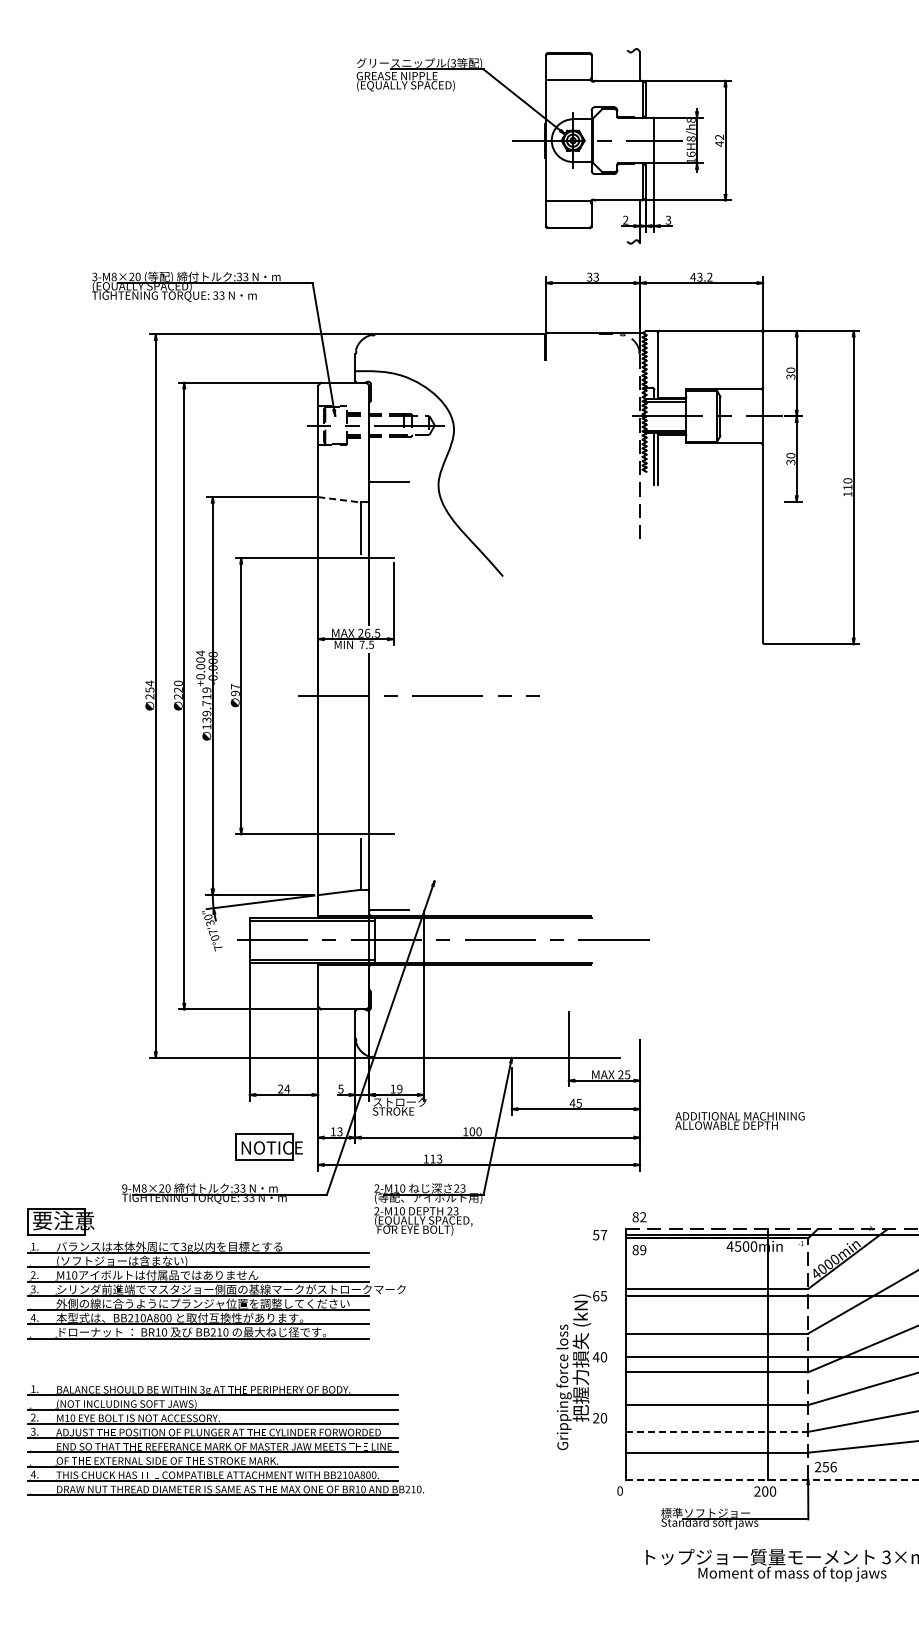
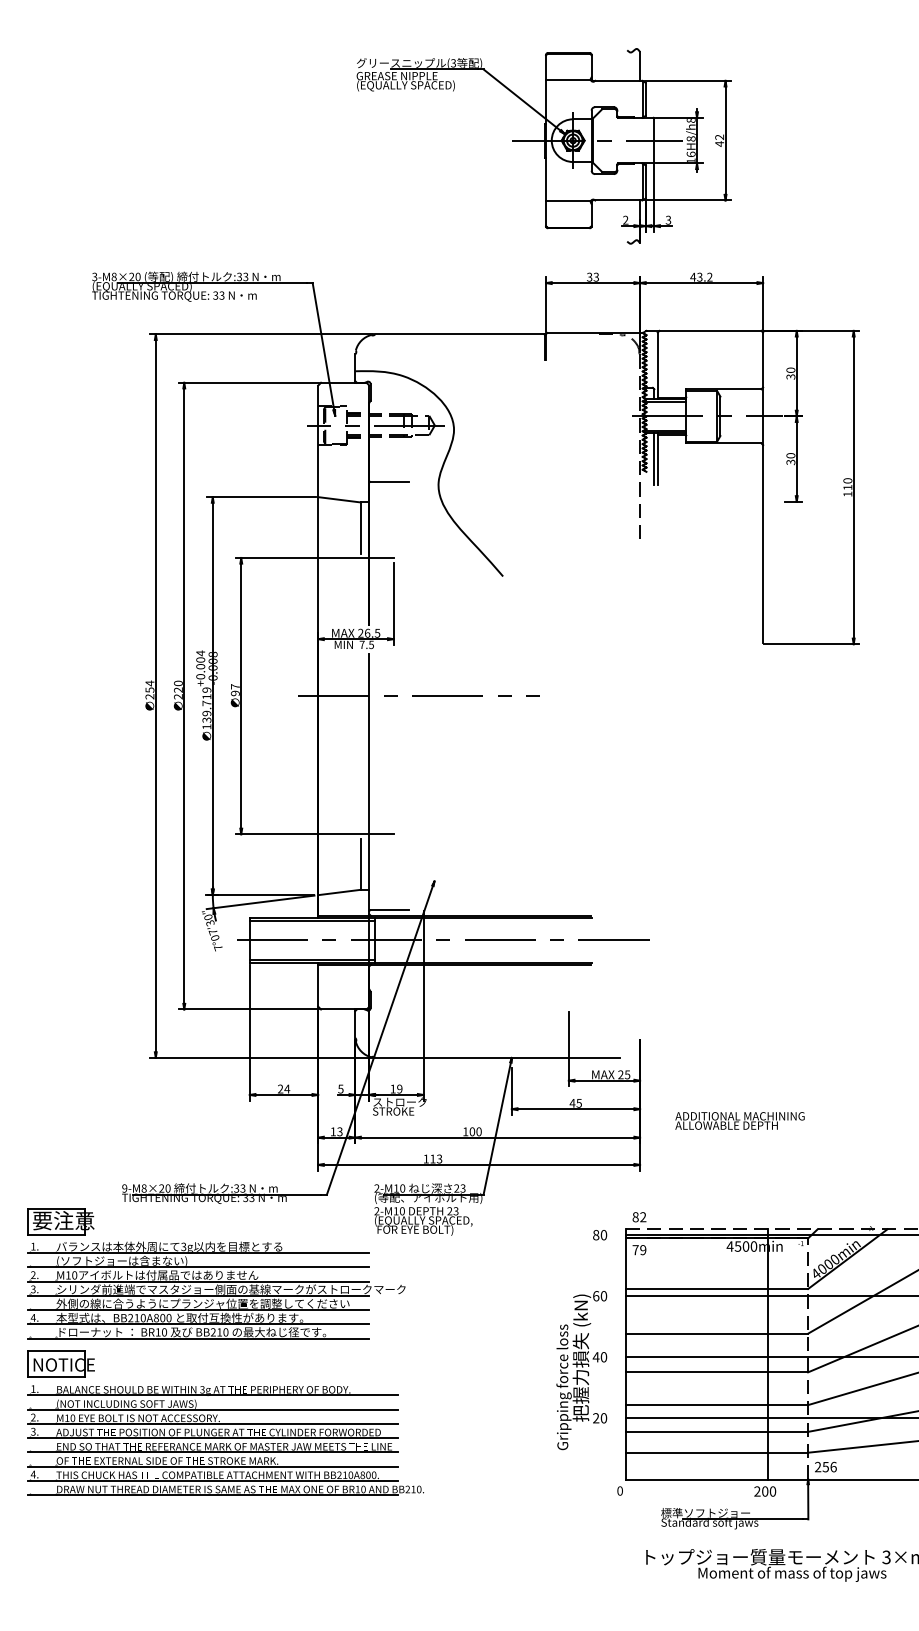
line: dashed -> solid (339, 499)
part position: (268, 1146) -> (60, 1363) (60, 1363)
text: 57 -> 80 (600, 1235)
text: 89 -> 79 (635, 1250)
text: 65 -> 60 (603, 1296)
line: none -> present (770, 1418)
line: dashed -> solid (717, 1431)
line: dashed -> solid (772, 1479)
